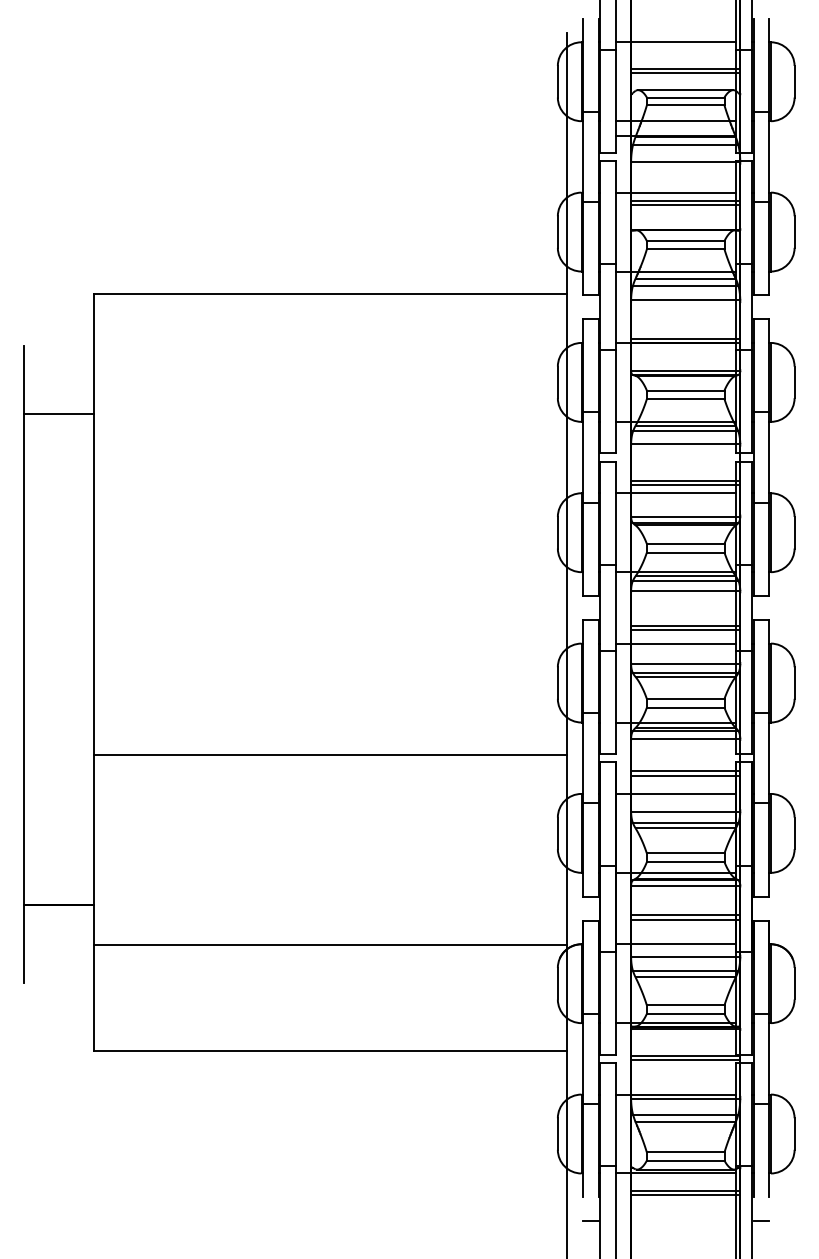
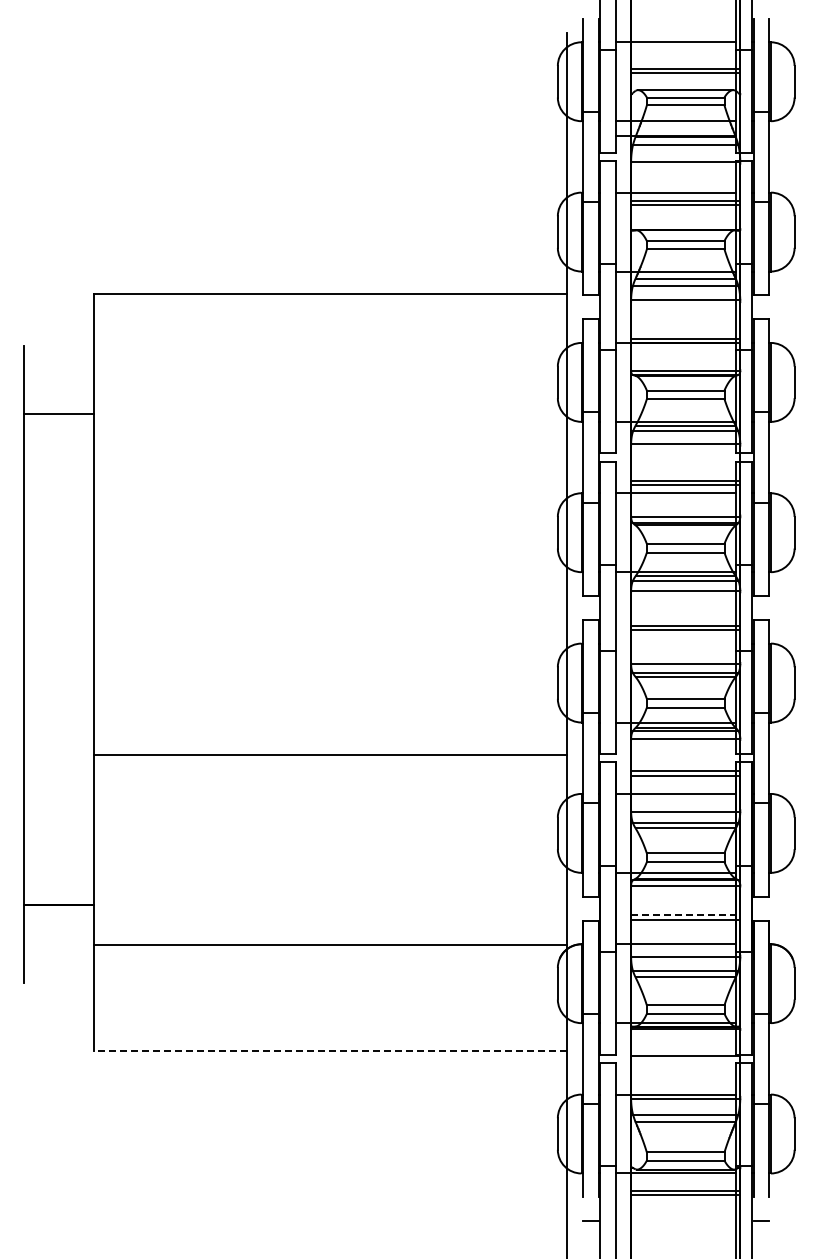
line: present -> none (676, 643)
line: solid -> dashed (685, 915)
line: solid -> dashed (330, 1051)
line: present -> none (685, 1060)
